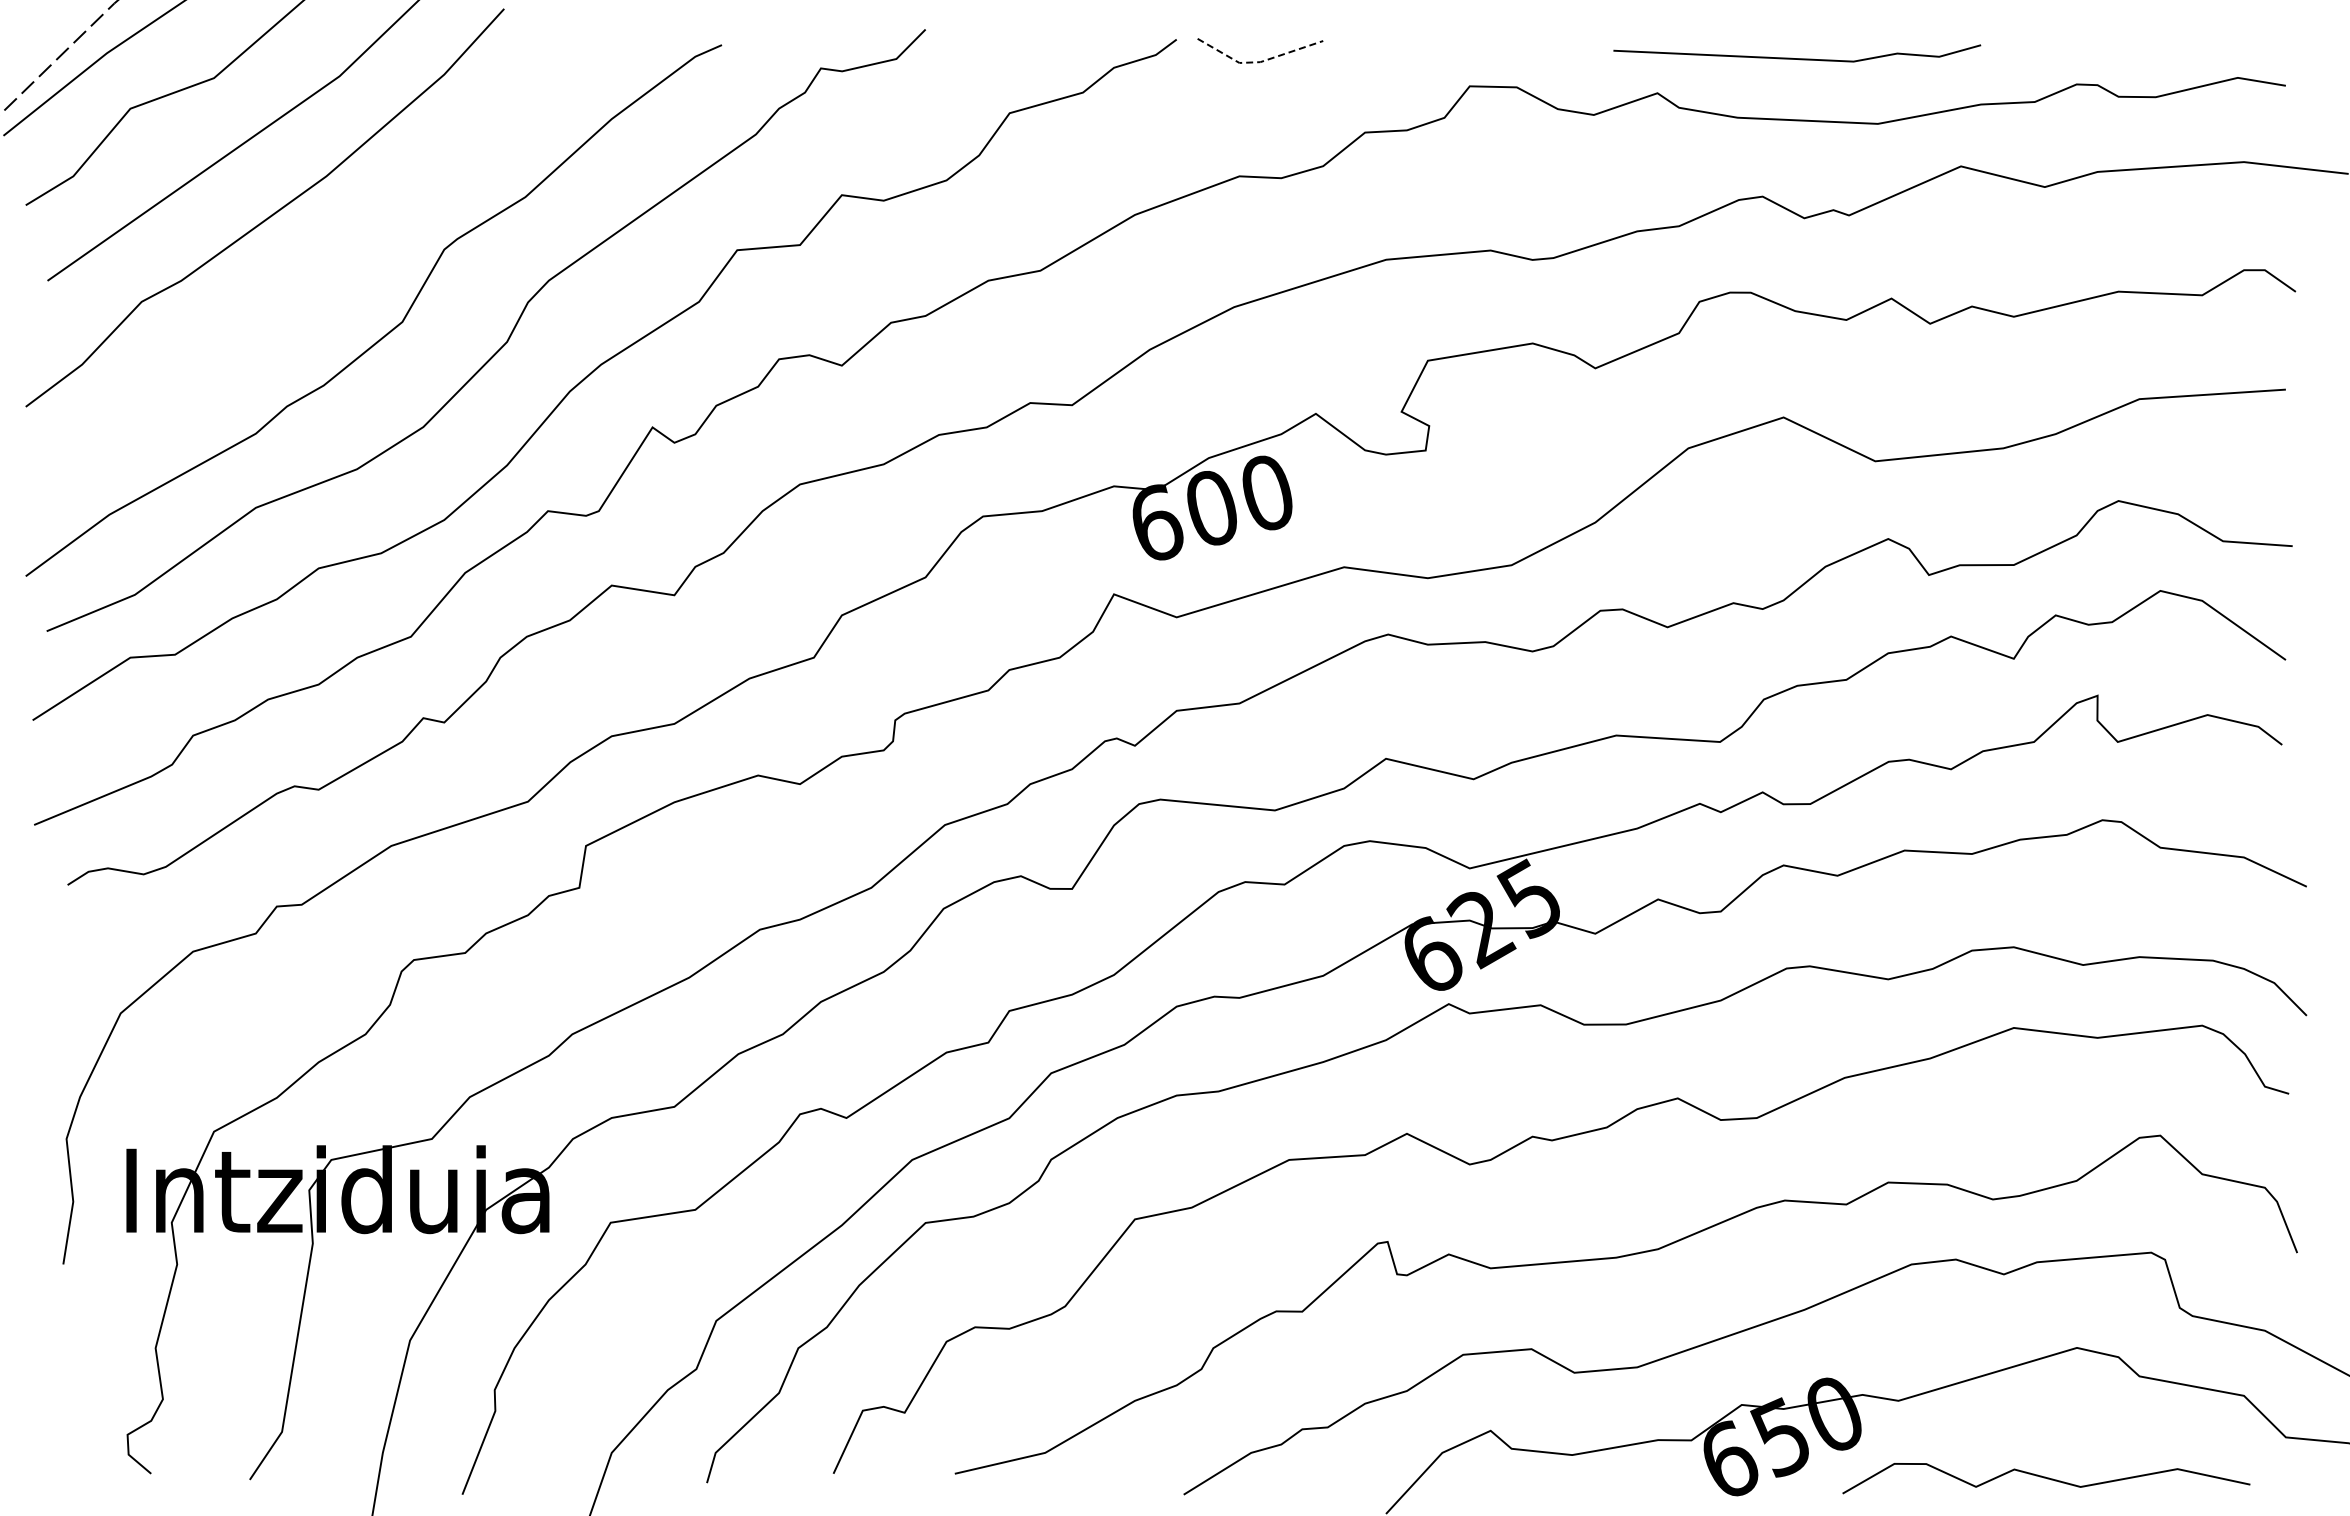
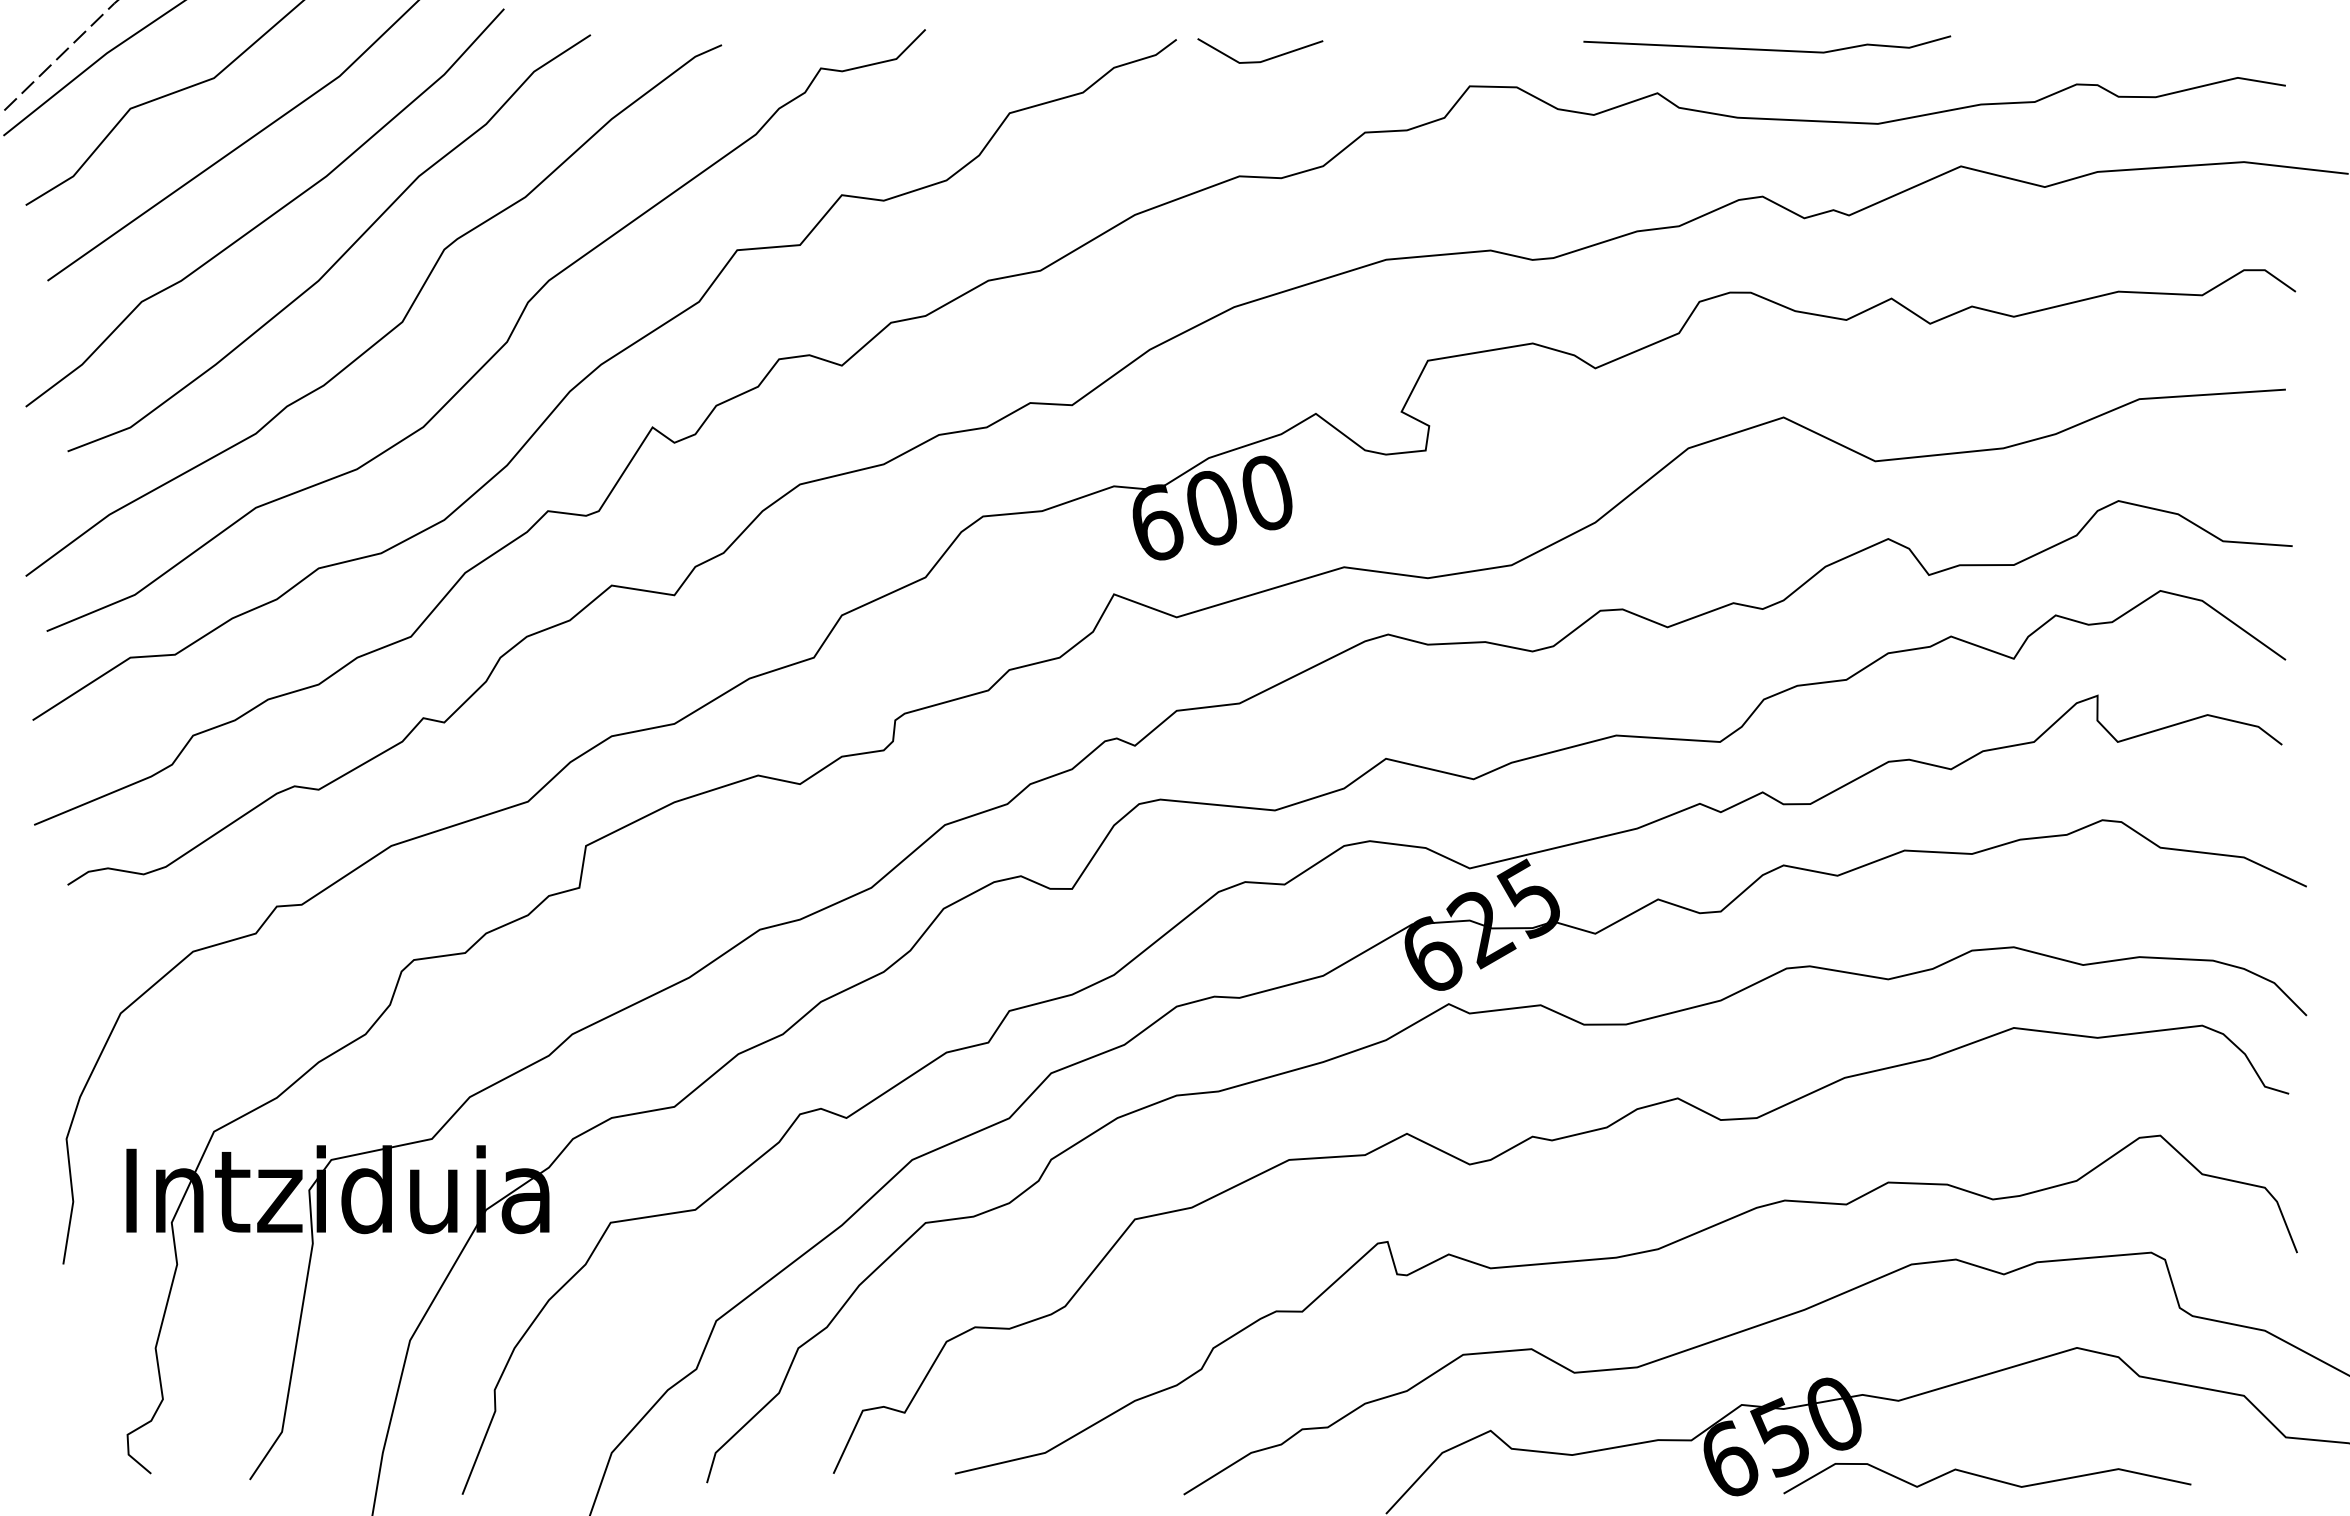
line position: (1797, 58) -> (1767, 49) (1767, 49)
line: dashed -> solid (1259, 62)
curve: none -> present (341, 255)
curve position: (2046, 1478) -> (1987, 1478) (1987, 1478)
